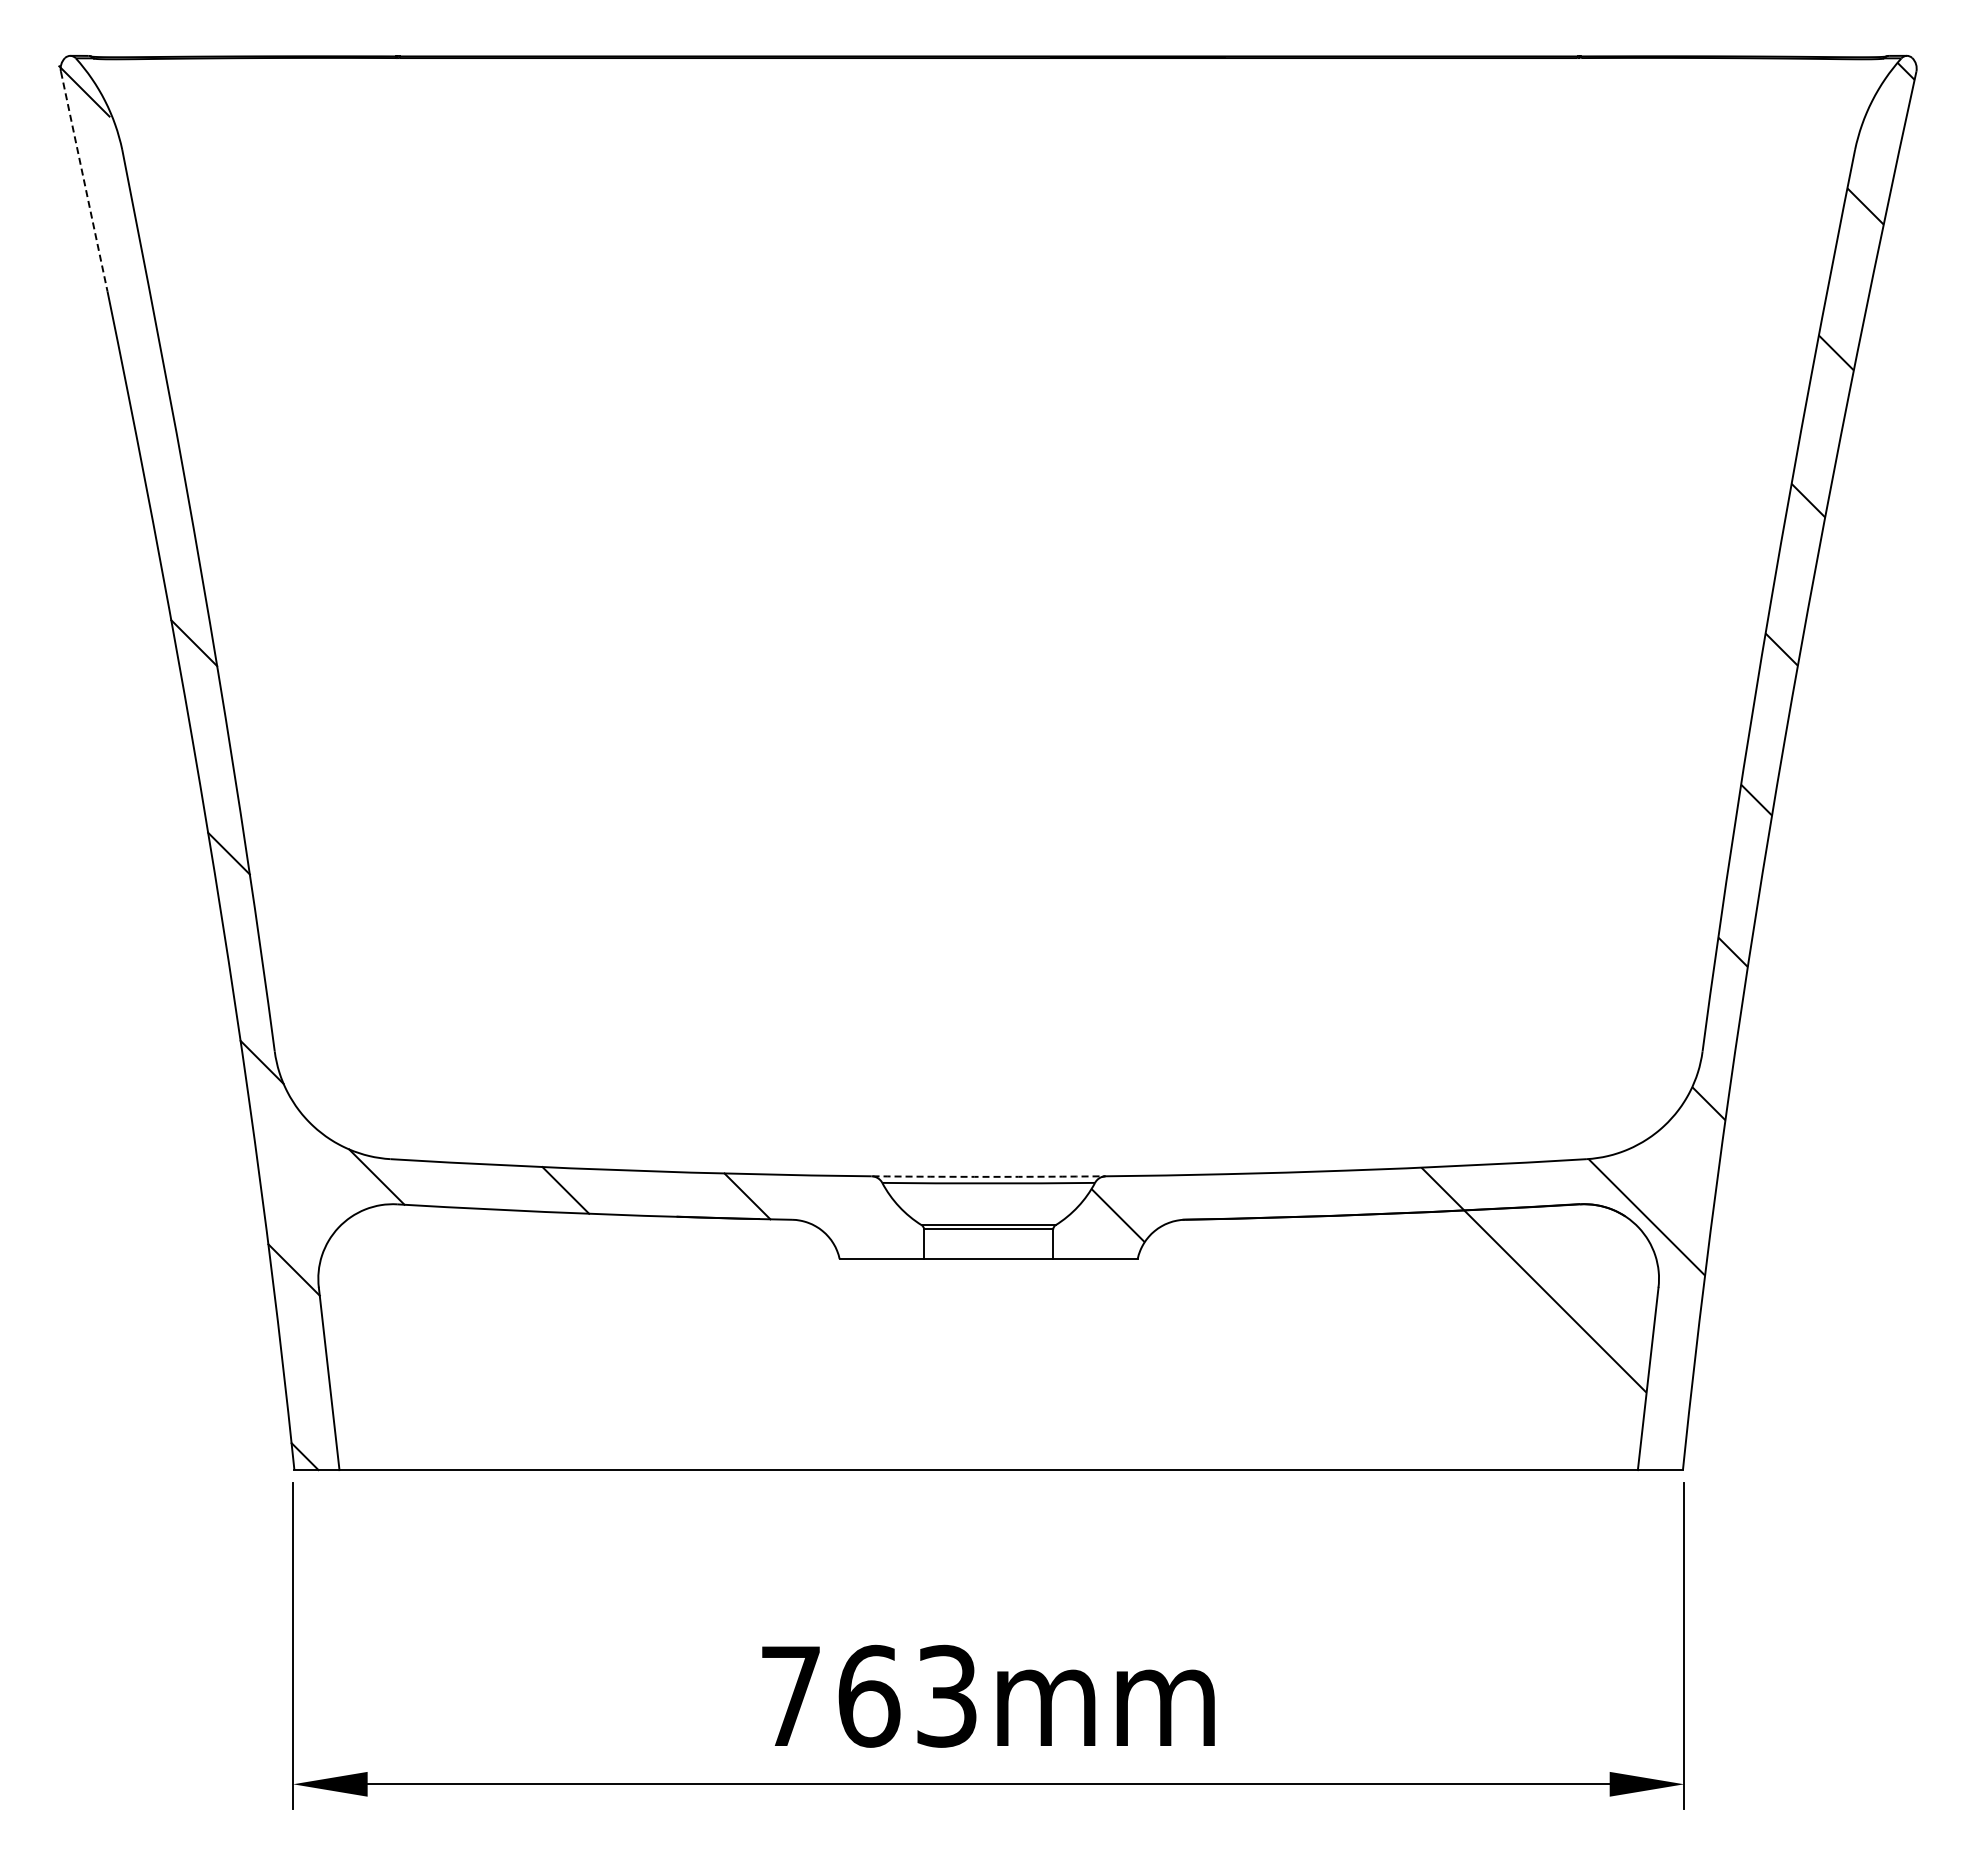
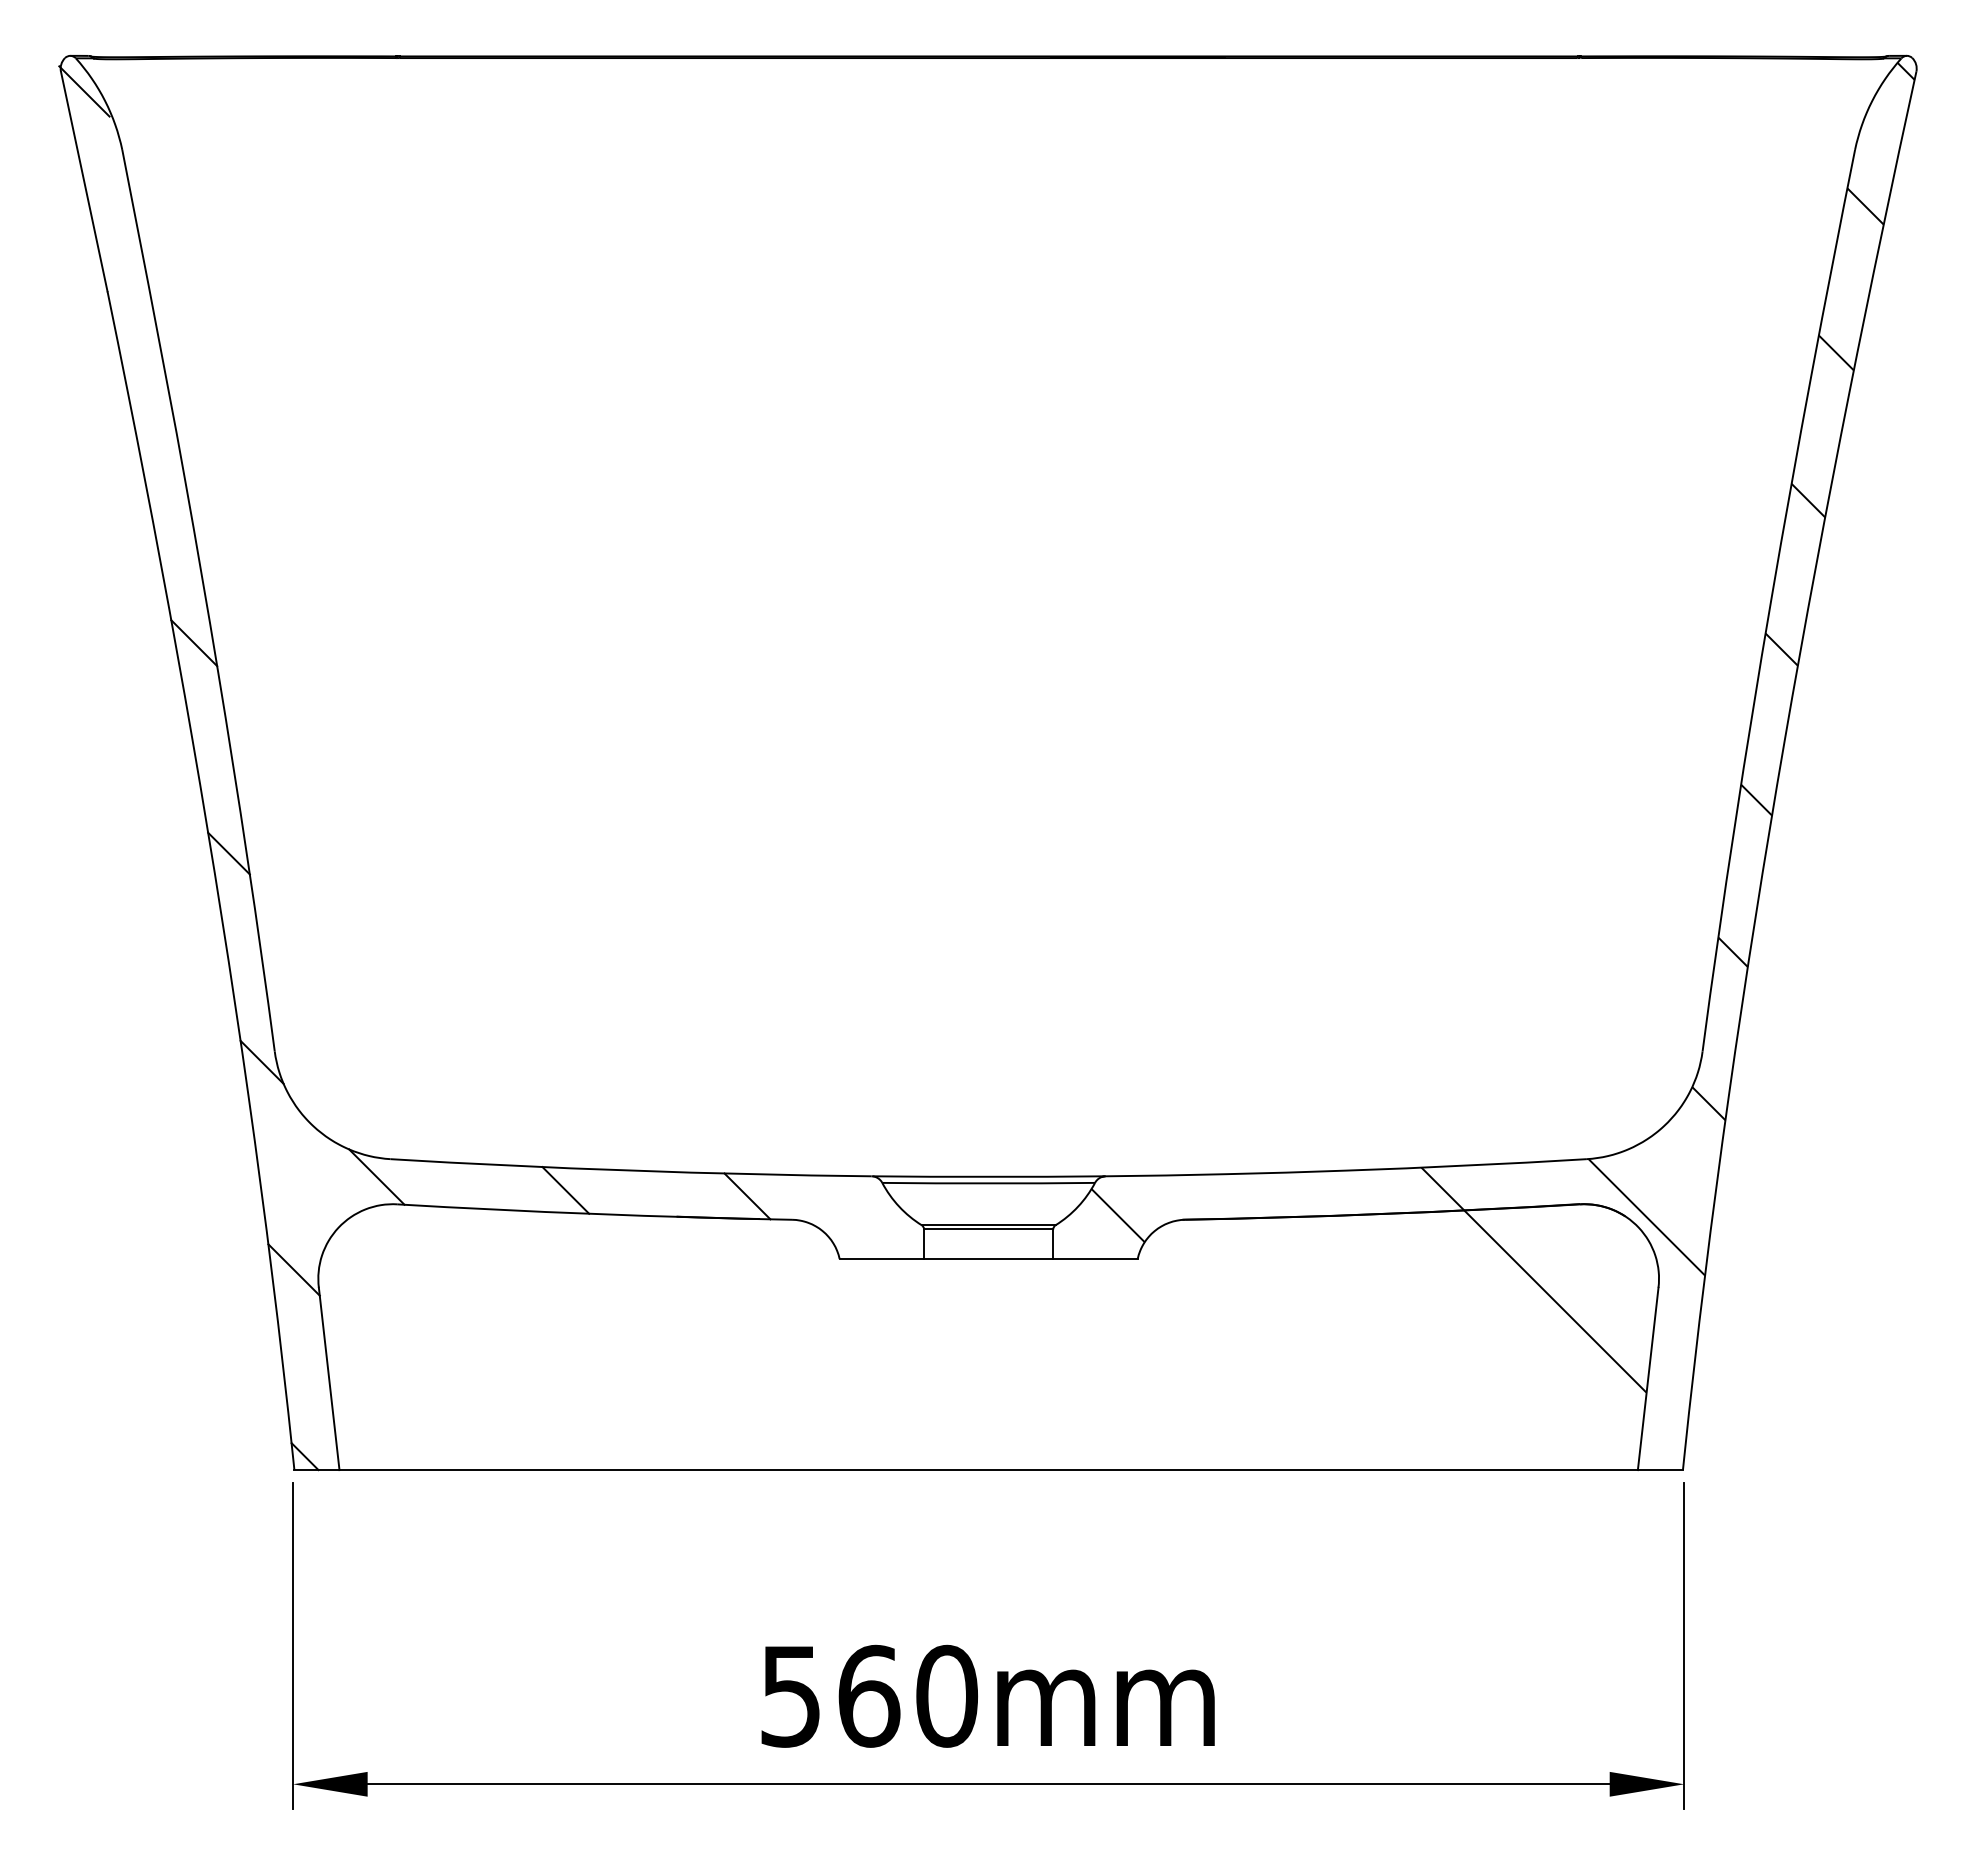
line: dashed -> solid (84, 182)
arc: dashed -> solid (989, 1176)
text: 763mm -> 560mm (869, 1695)
